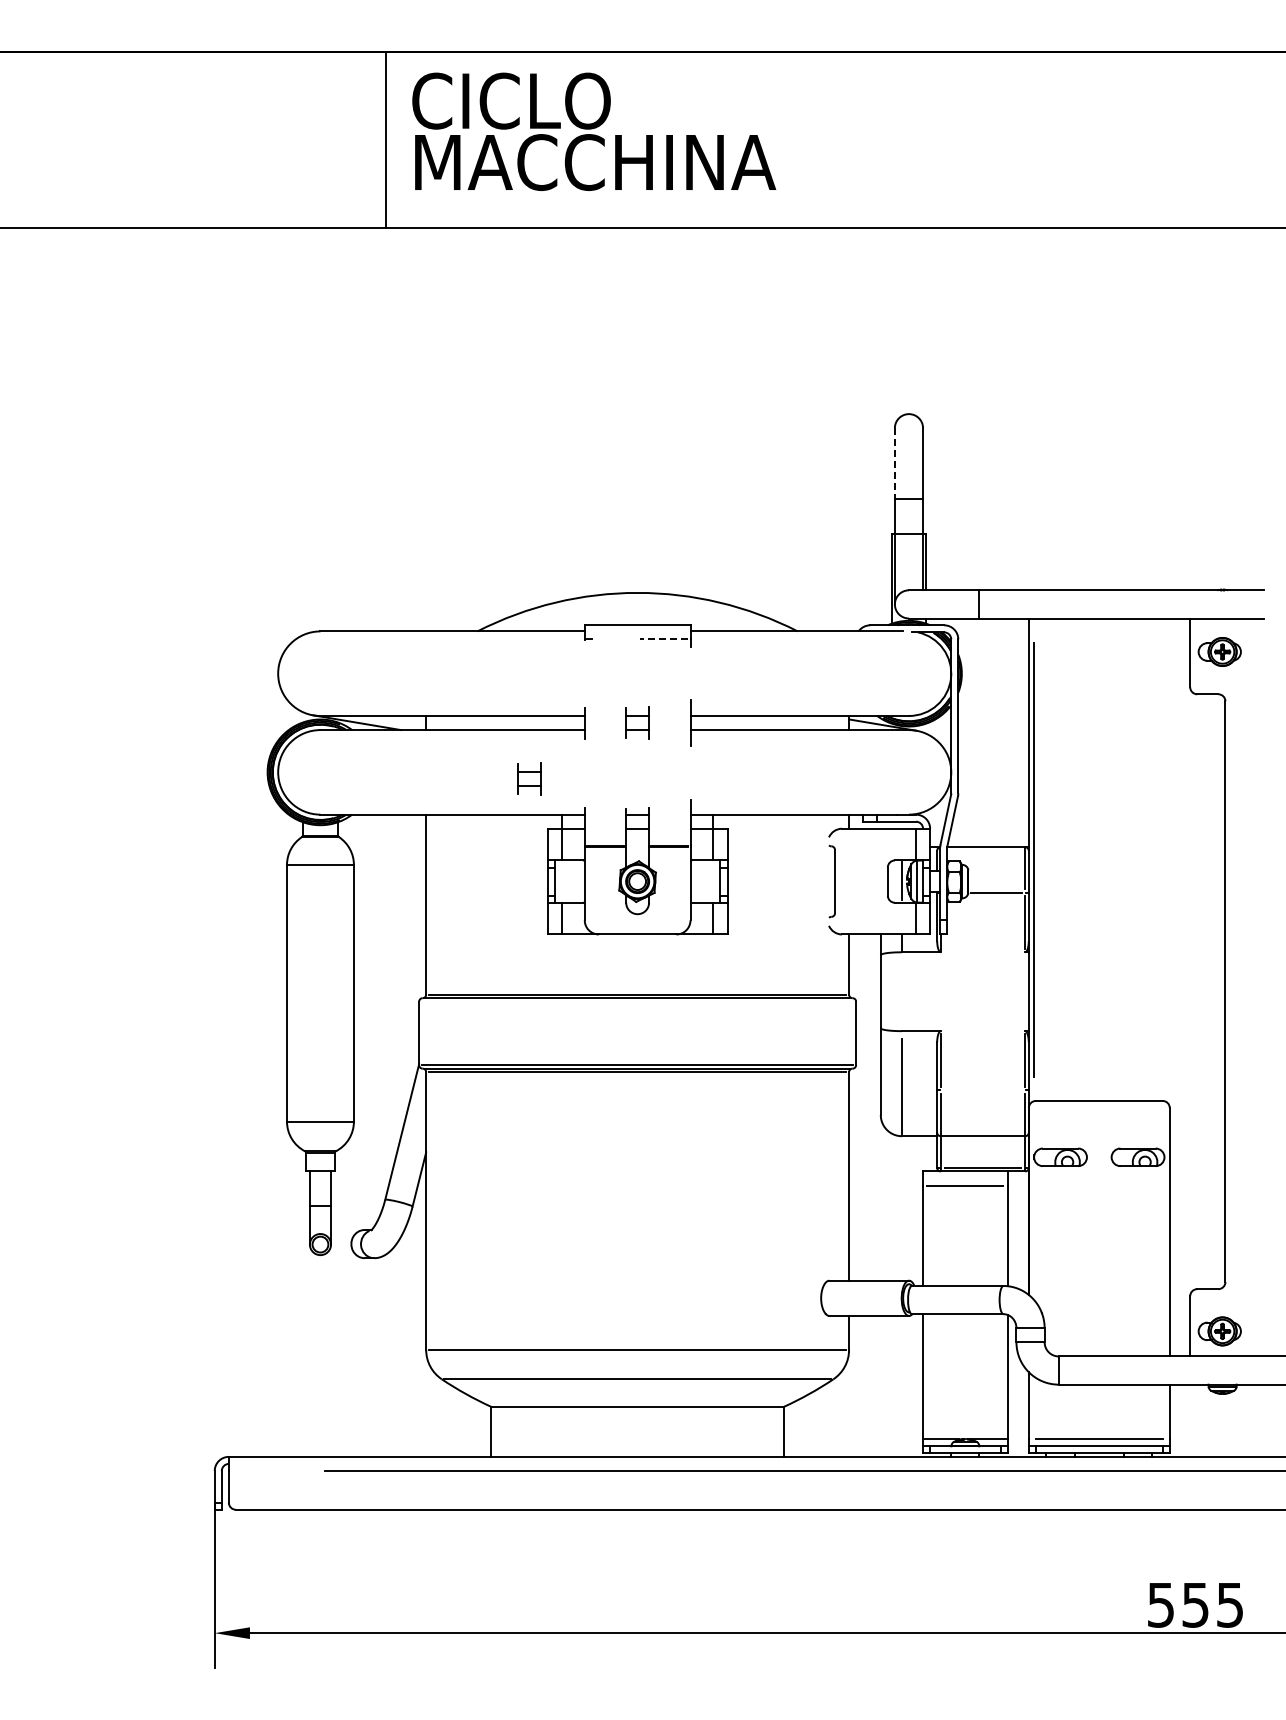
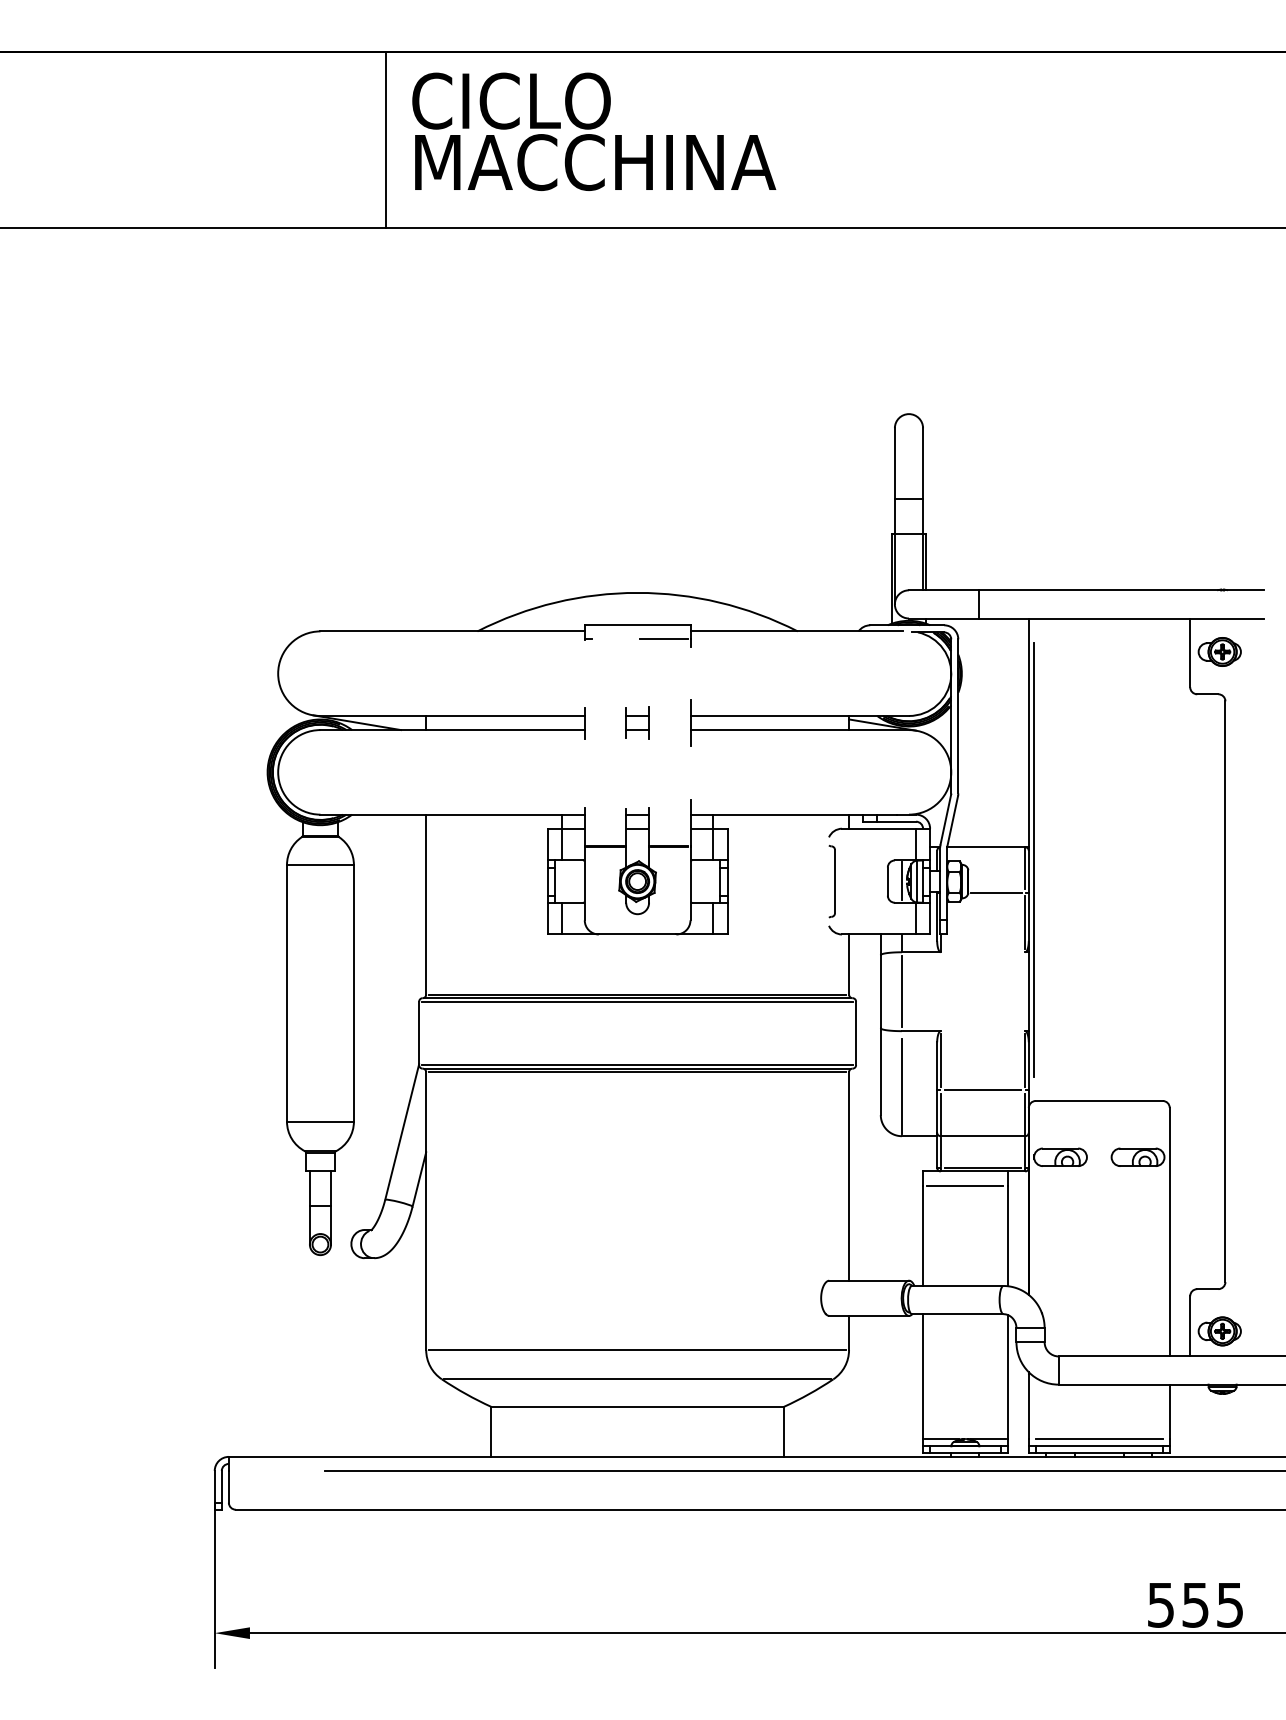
line: dashed -> solid (894, 463)
line: dashed -> solid (663, 639)
part: present -> none (529, 778)
line: none -> present (901, 991)
line: none -> present (637, 1001)
line: none -> present (982, 1090)
